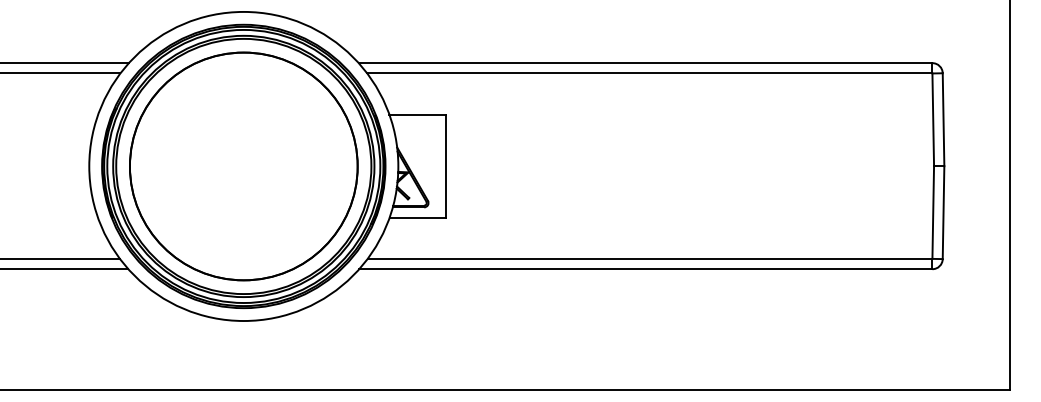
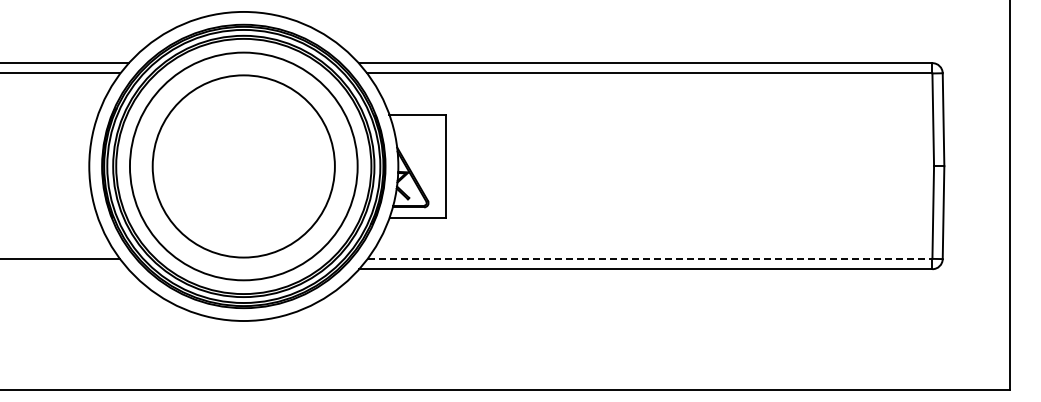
circle diameter: 228 px -> 182 px (243, 166)
line: solid -> dashed (650, 258)
line: present -> none (65, 269)
